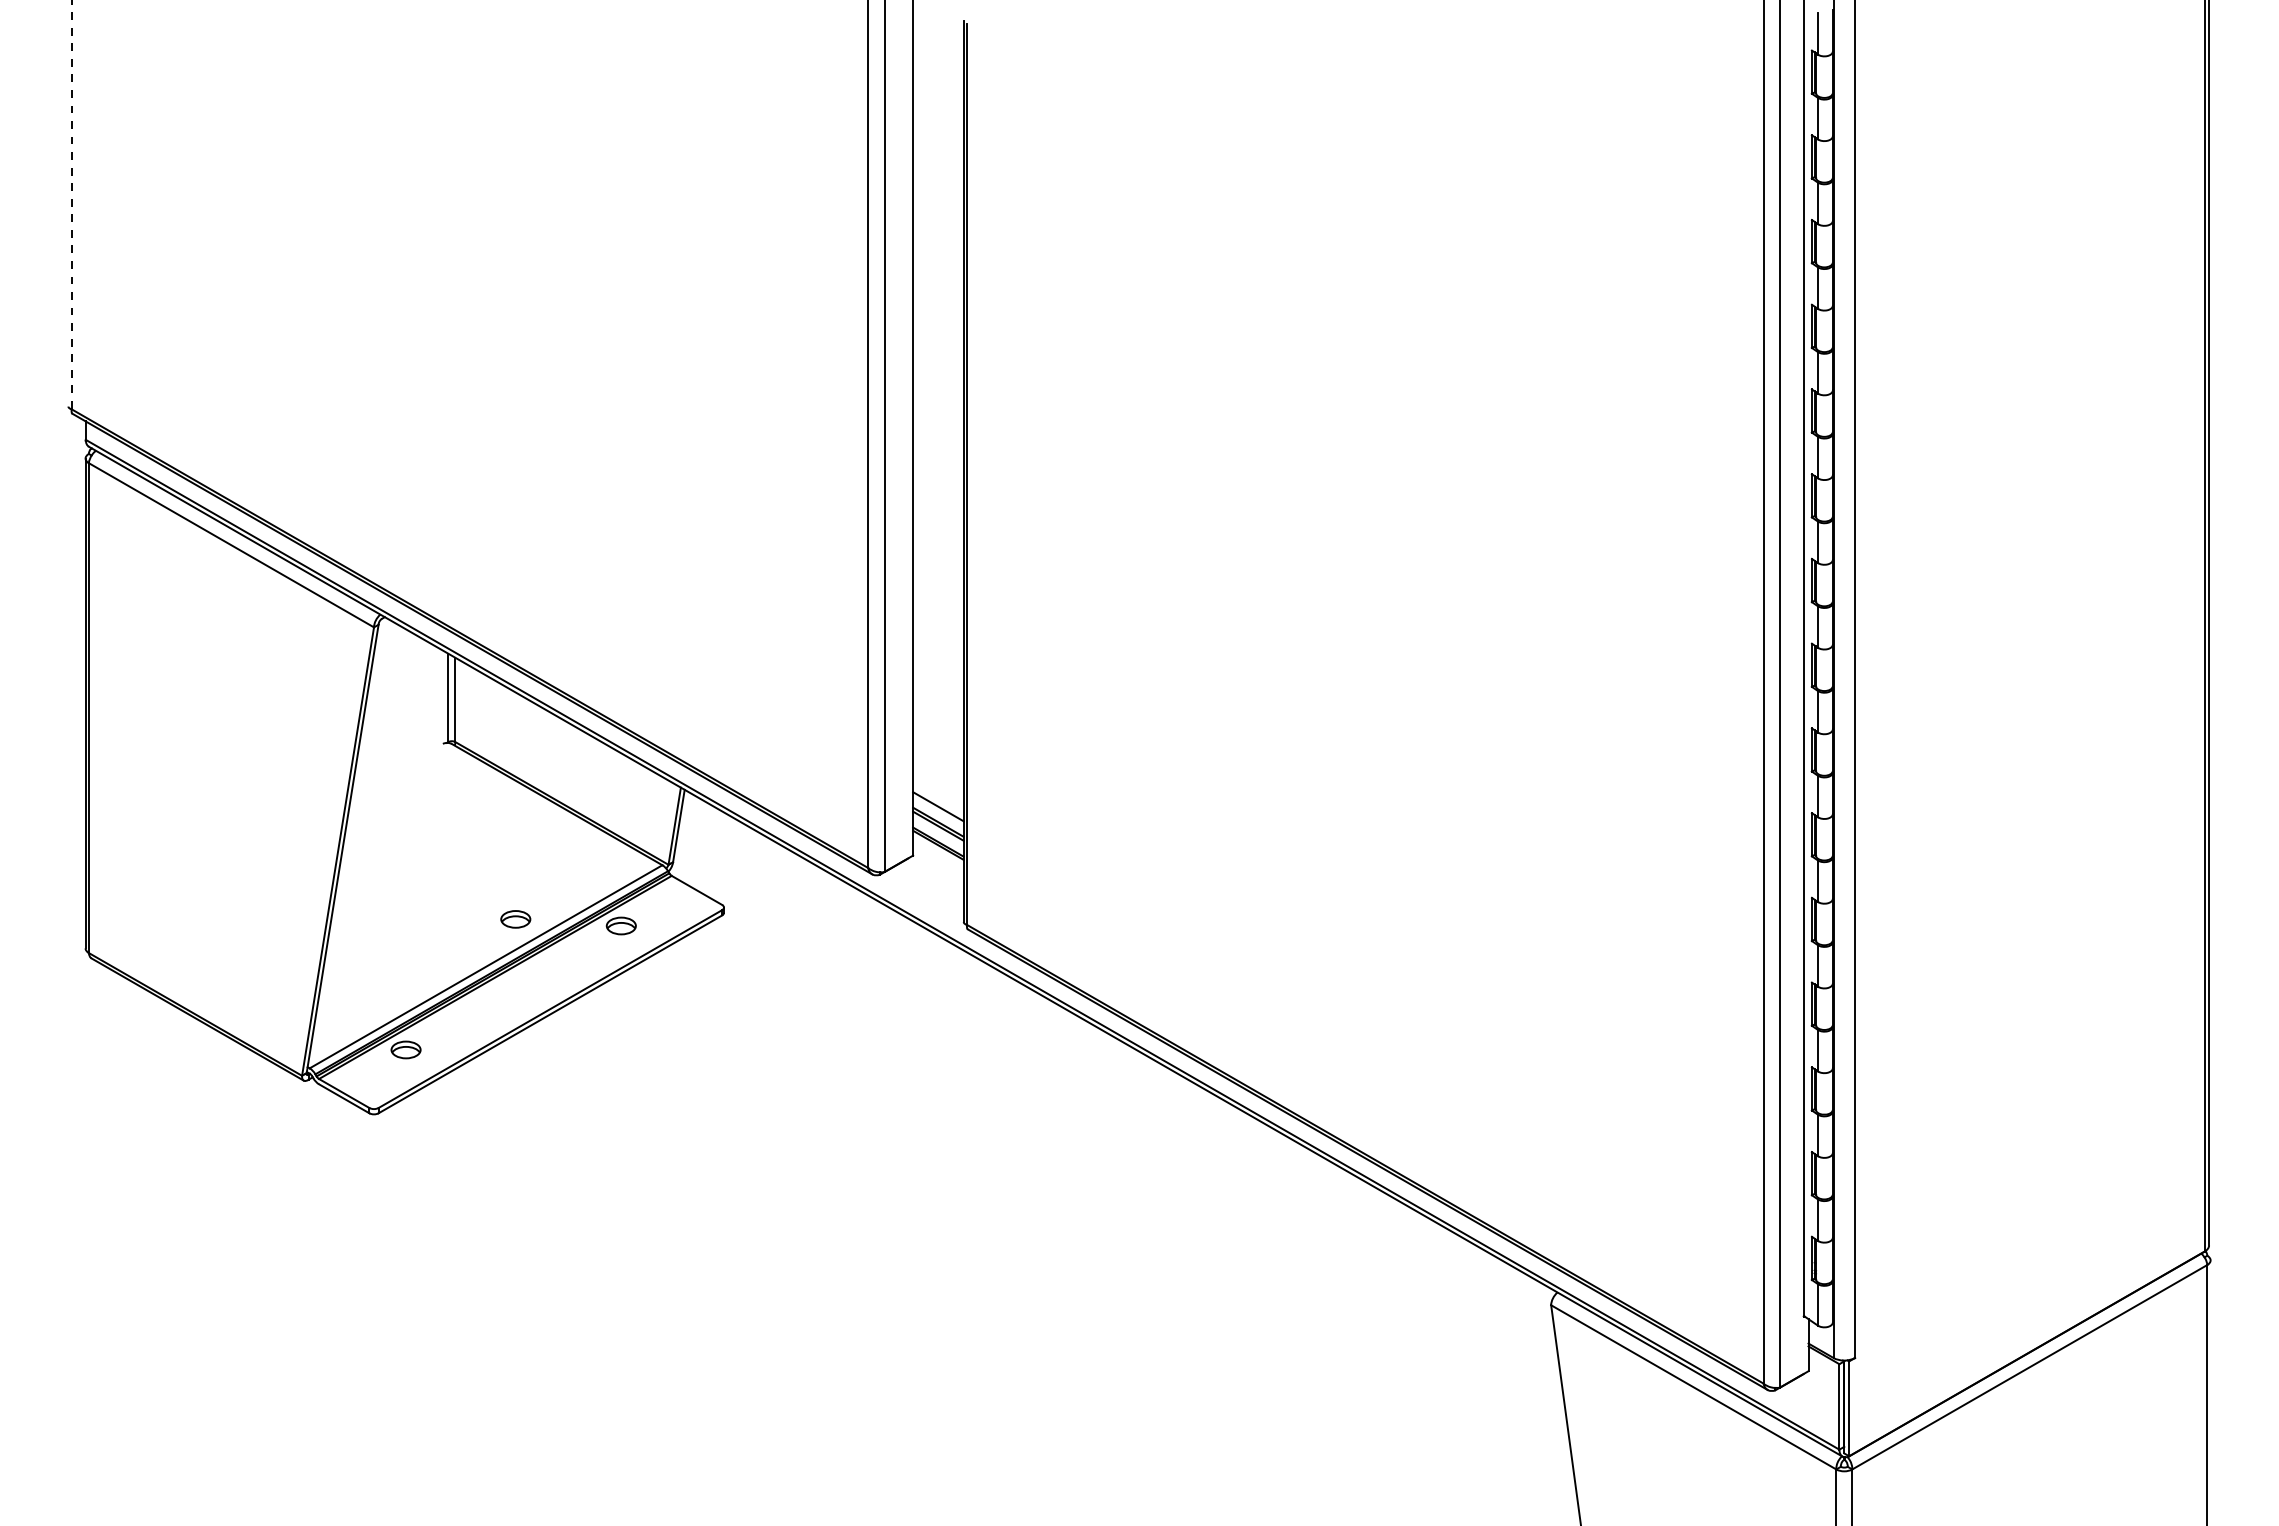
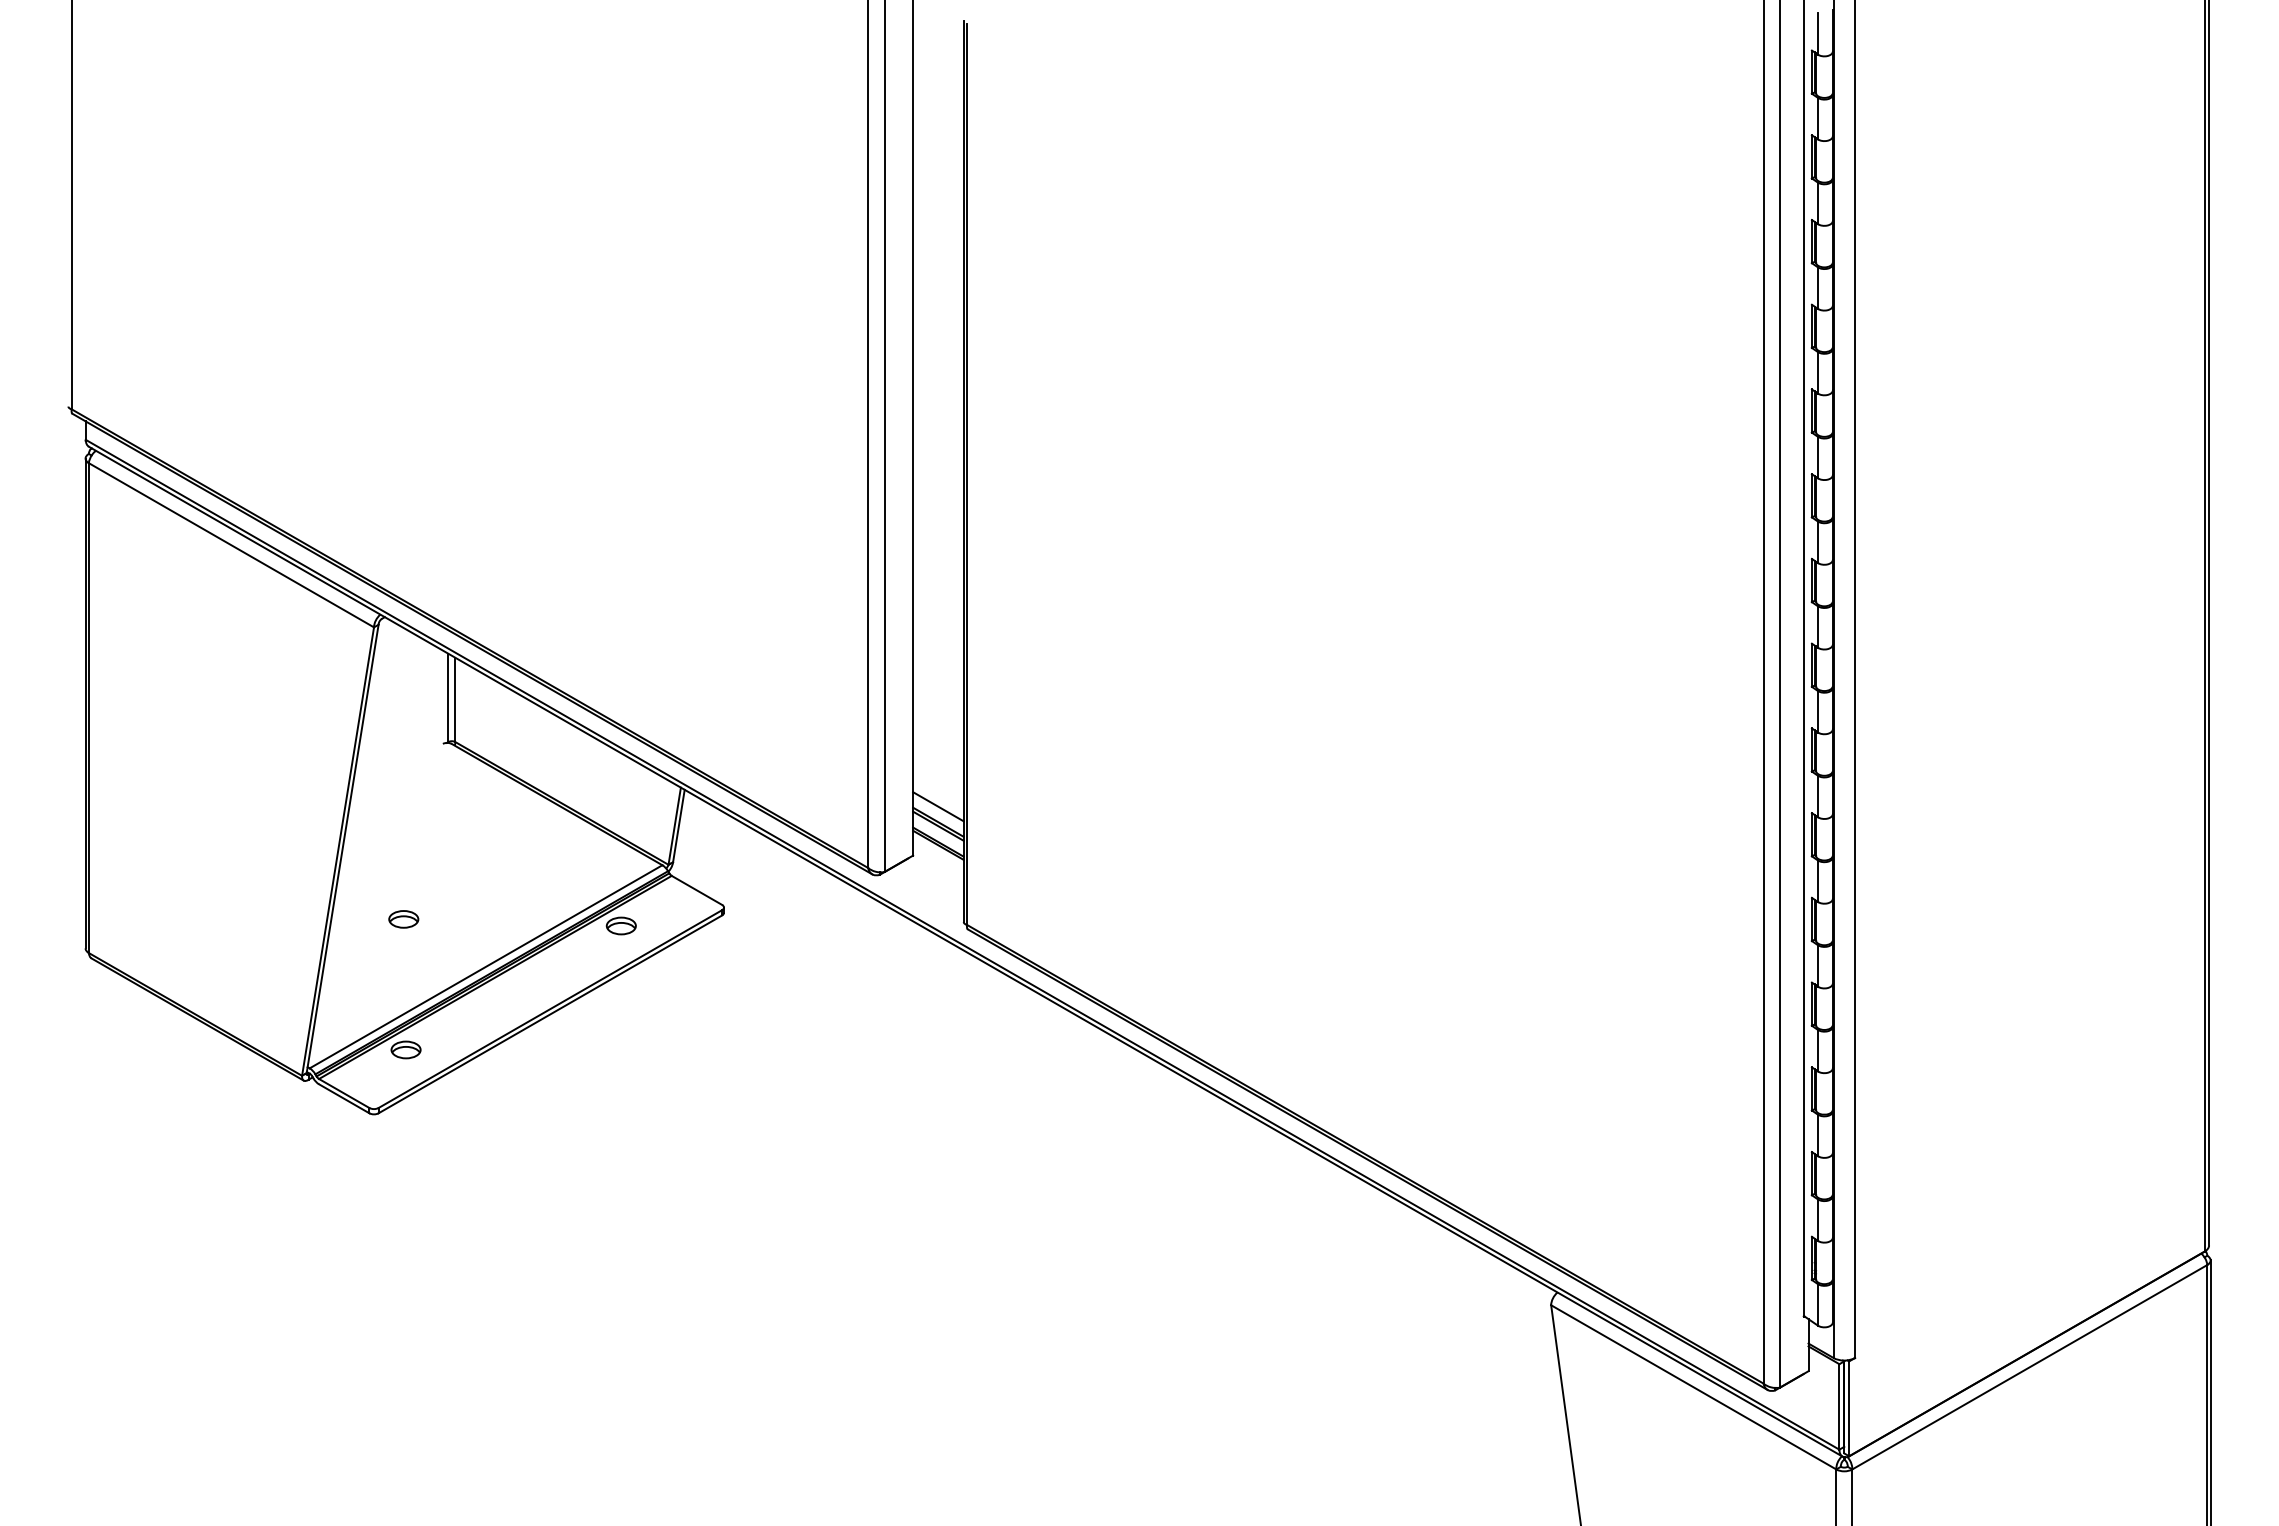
line: dashed -> solid (71, 205)
part position: (515, 919) -> (403, 919) (403, 919)
line: none -> present (2210, 1391)
